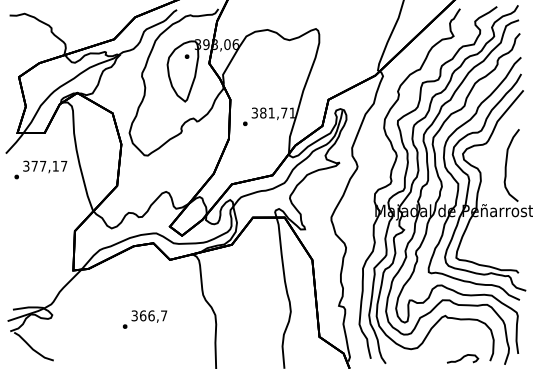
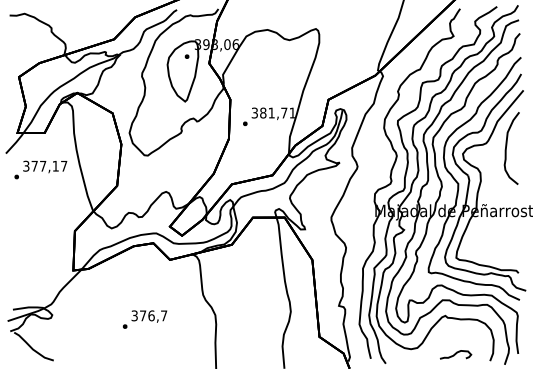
curve position: (507, 162) -> (507, 145) (507, 145)
text: 366,7 -> 376,7 (143, 315)
curve position: (463, 358) -> (456, 354) (456, 354)
